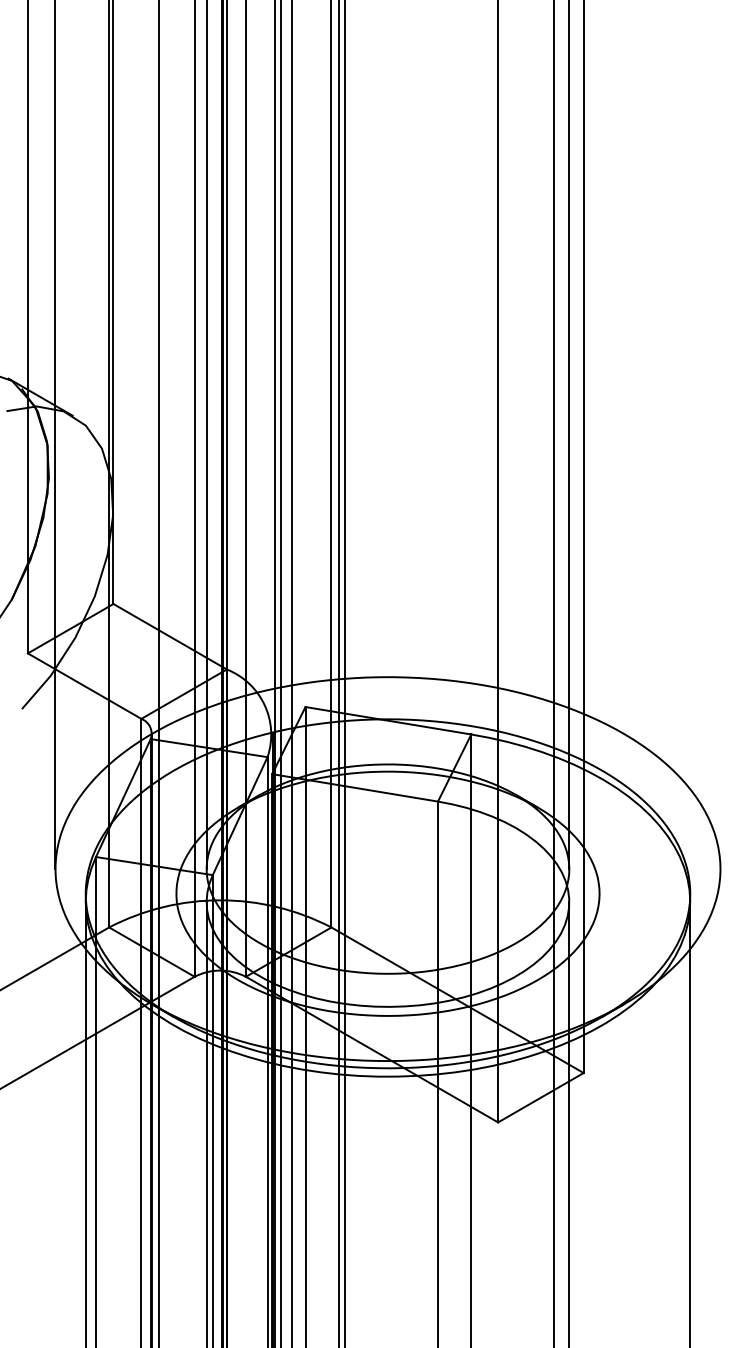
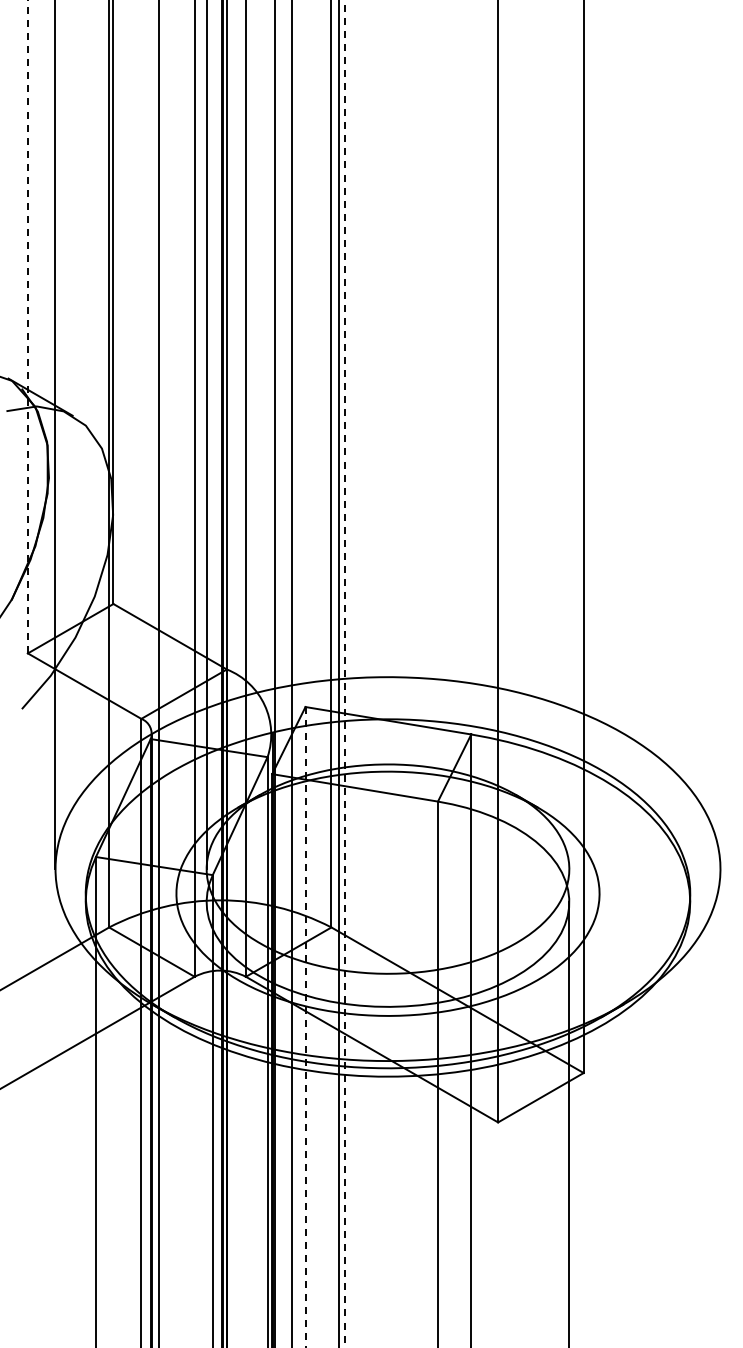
line: solid -> dashed (27, 326)
line: present -> none (569, 435)
line: present -> none (281, 673)
line: solid -> dashed (345, 673)
line: present -> none (554, 673)
line: solid -> dashed (305, 1027)
line: present -> none (85, 1123)
line: present -> none (206, 1123)
line: present -> none (690, 1123)
